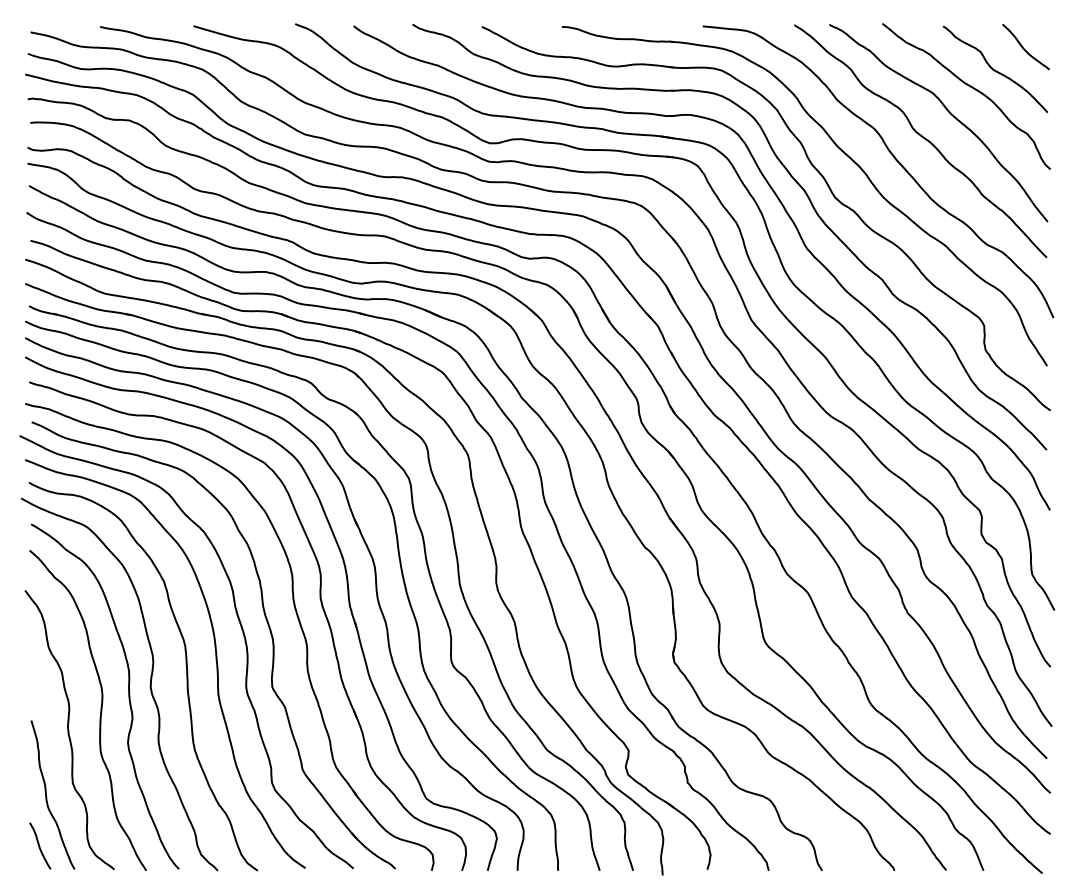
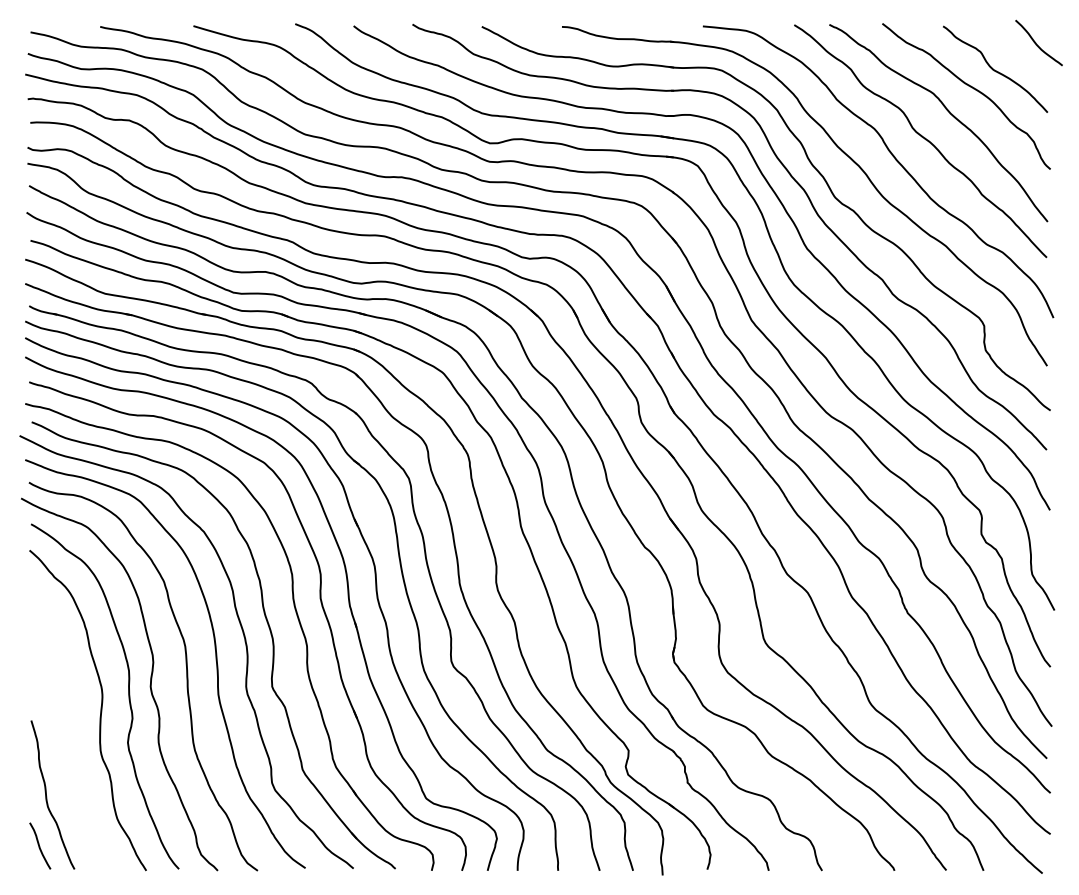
curve position: (1023, 46) -> (1036, 42) (1036, 42)
curve: present -> none (69, 730)
